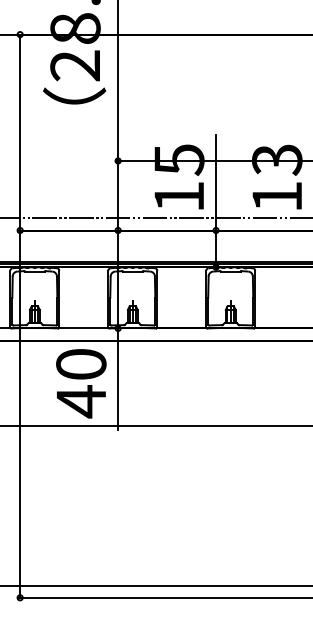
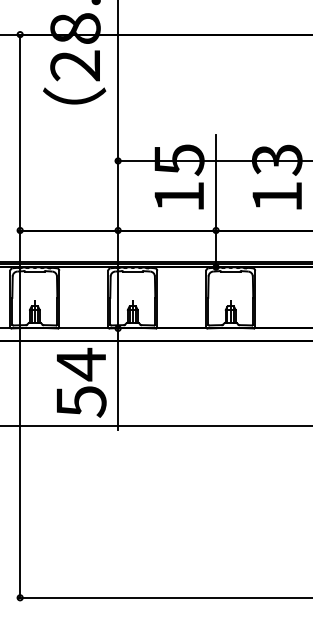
line: present -> none (155, 218)
text: 40 -> 54 (81, 382)
line: present -> none (155, 585)
